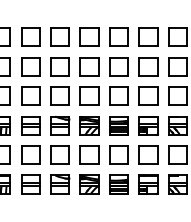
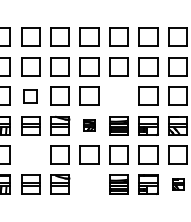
part size: 20x20 px -> 15x15 px (30, 96)
part: present -> none (118, 95)
part size: 21x20 px -> 13x13 px (89, 125)
part: present -> none (30, 154)
part: present -> none (89, 184)
part size: 20x21 px -> 13x13 px (178, 184)
